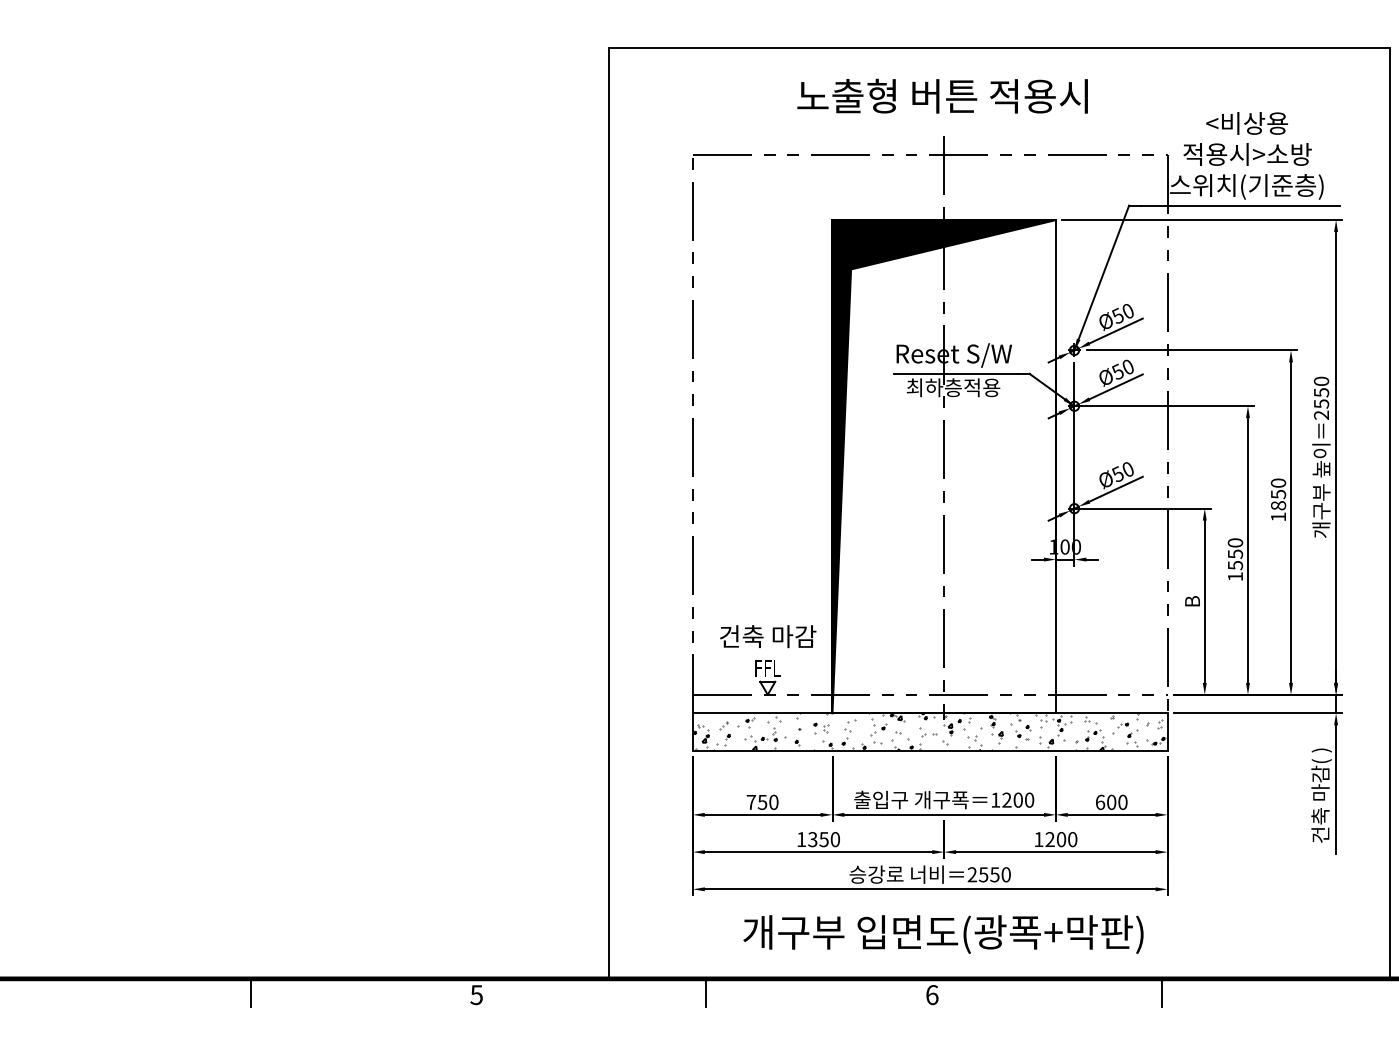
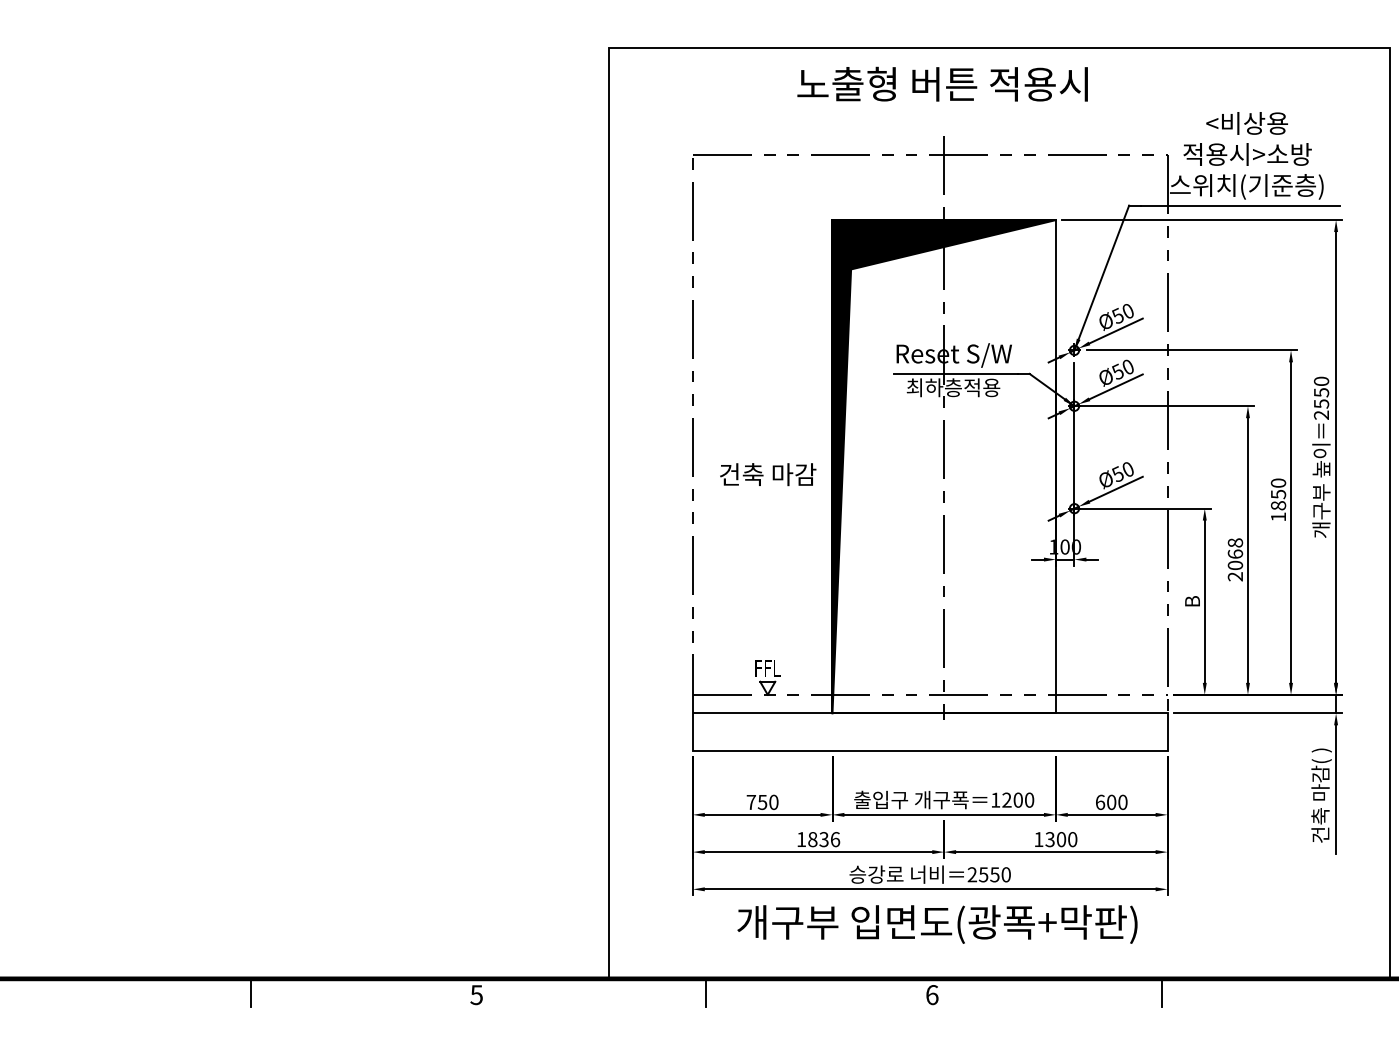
text position: (942, 95) -> (942, 83) (942, 83)
text: 1550 -> 2068 (1235, 559)
text position: (768, 636) -> (768, 474) (768, 474)
hatch: present -> none (928, 731)
text: 1350 -> 1836 (824, 839)
text: 1200 -> 1300 (1049, 839)
text position: (943, 934) -> (937, 924) (937, 924)
